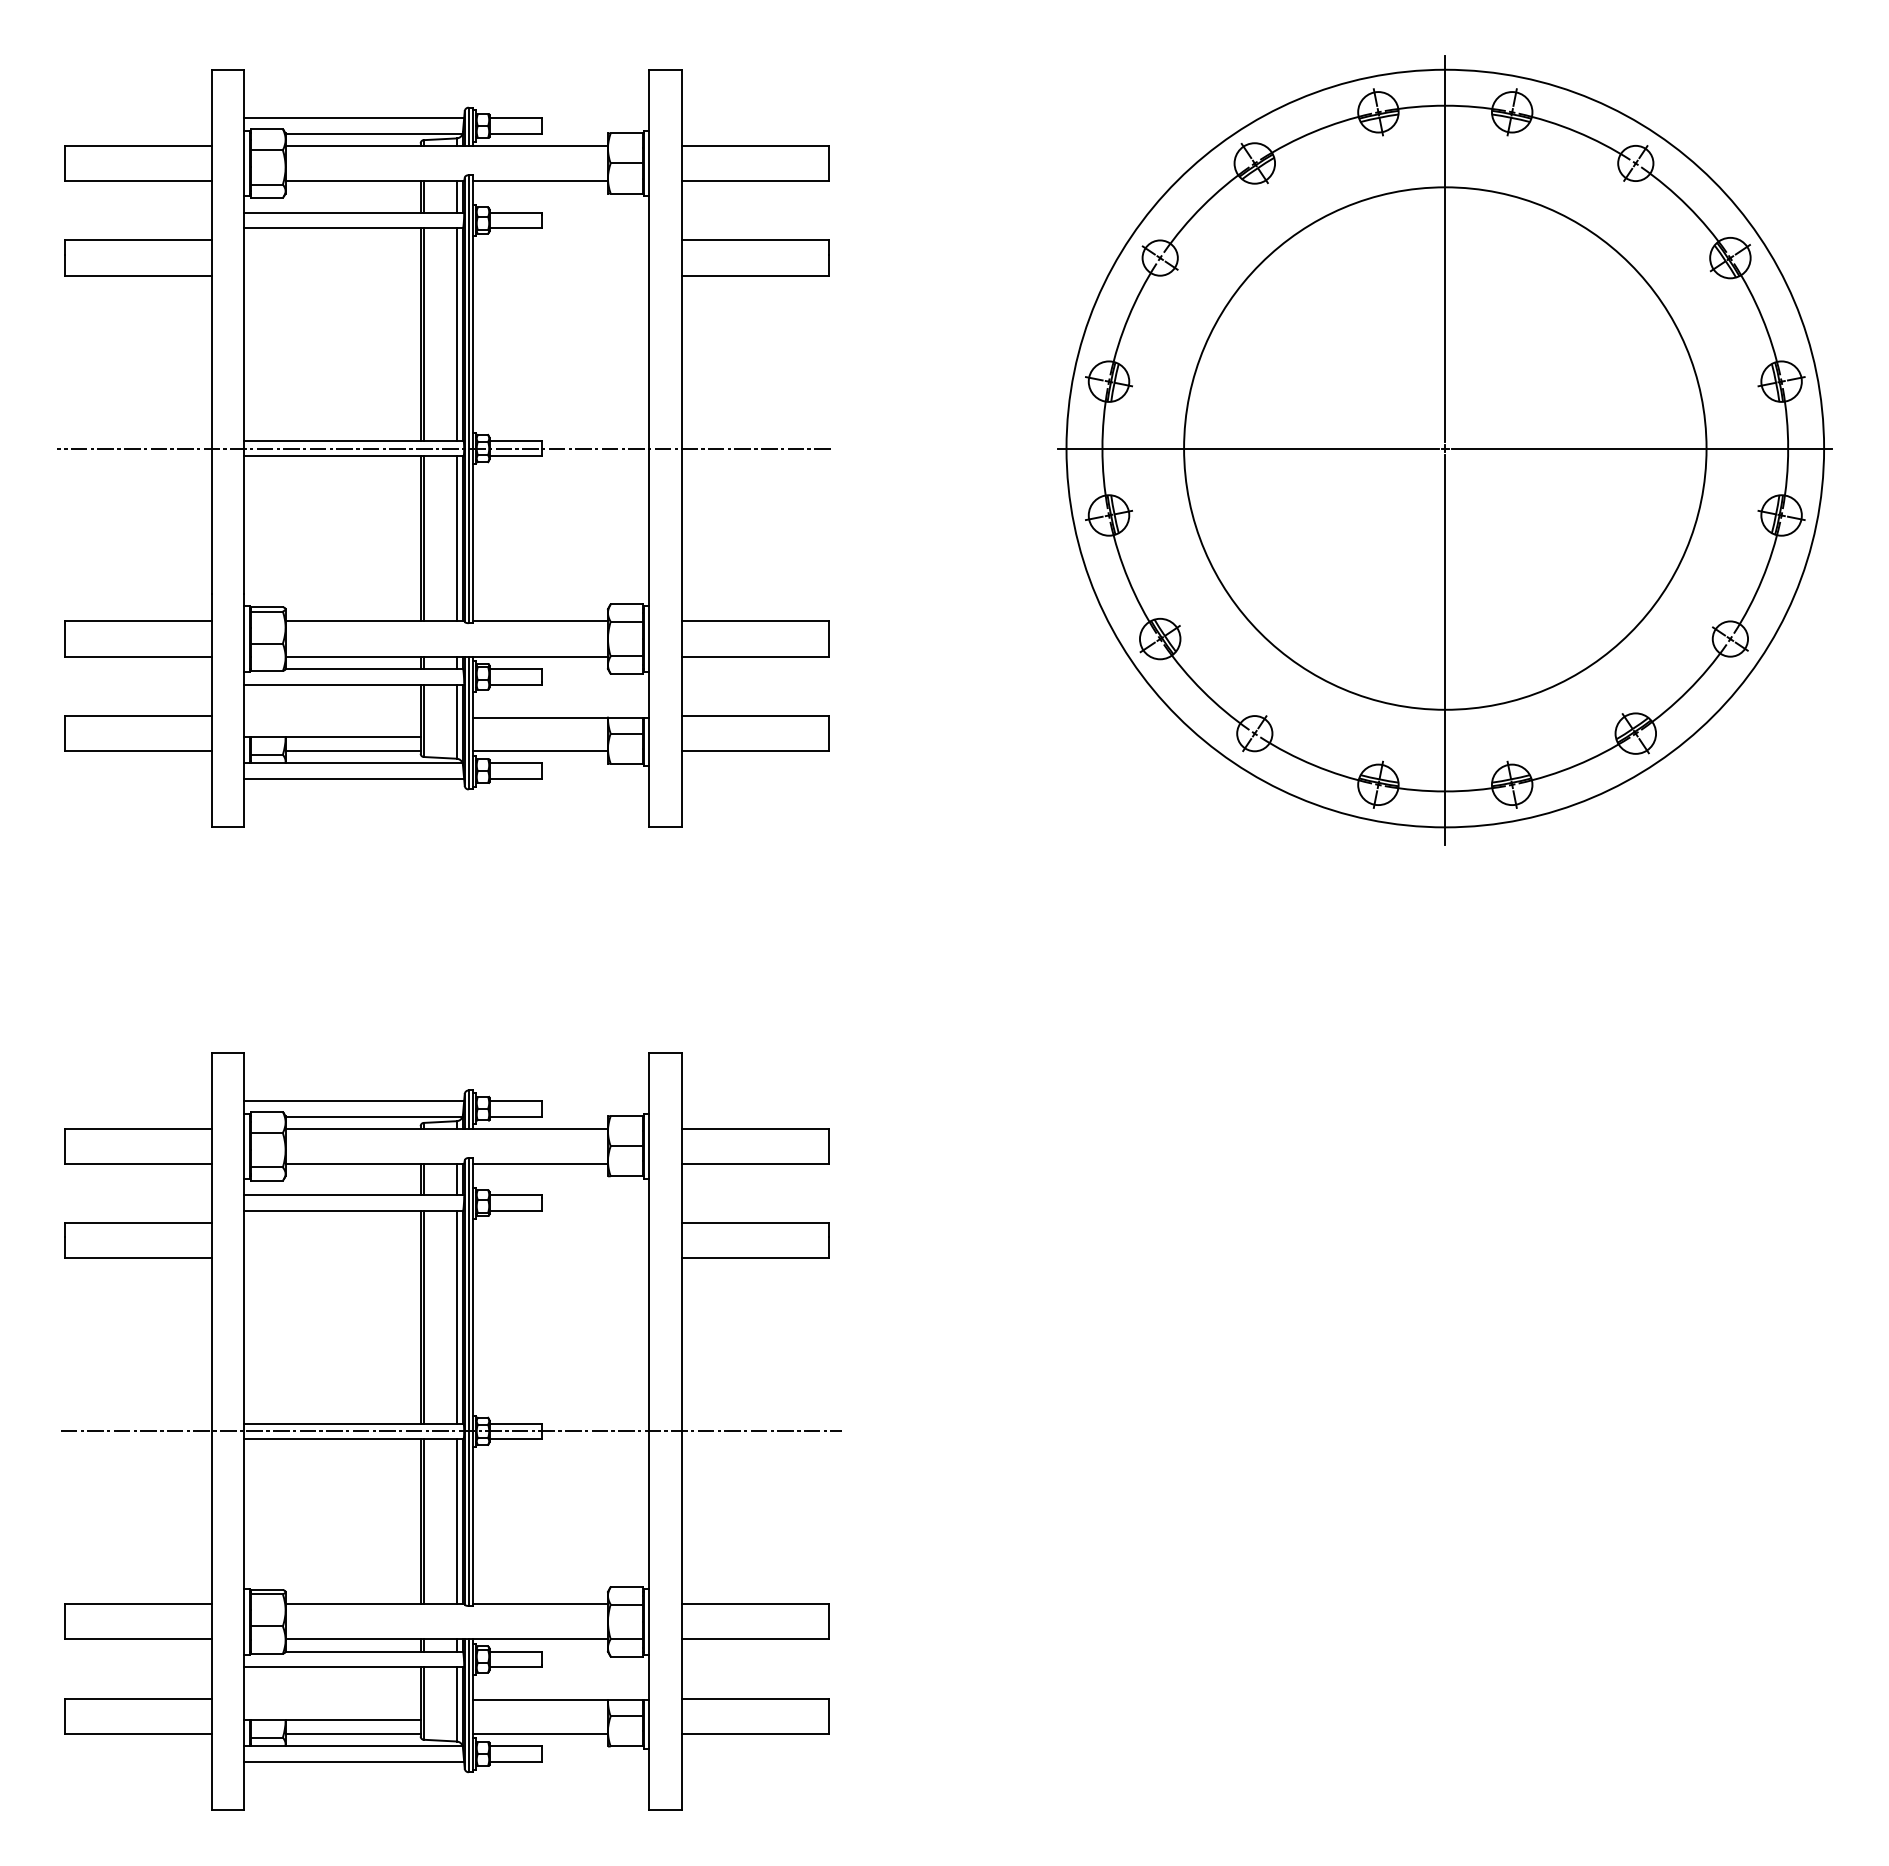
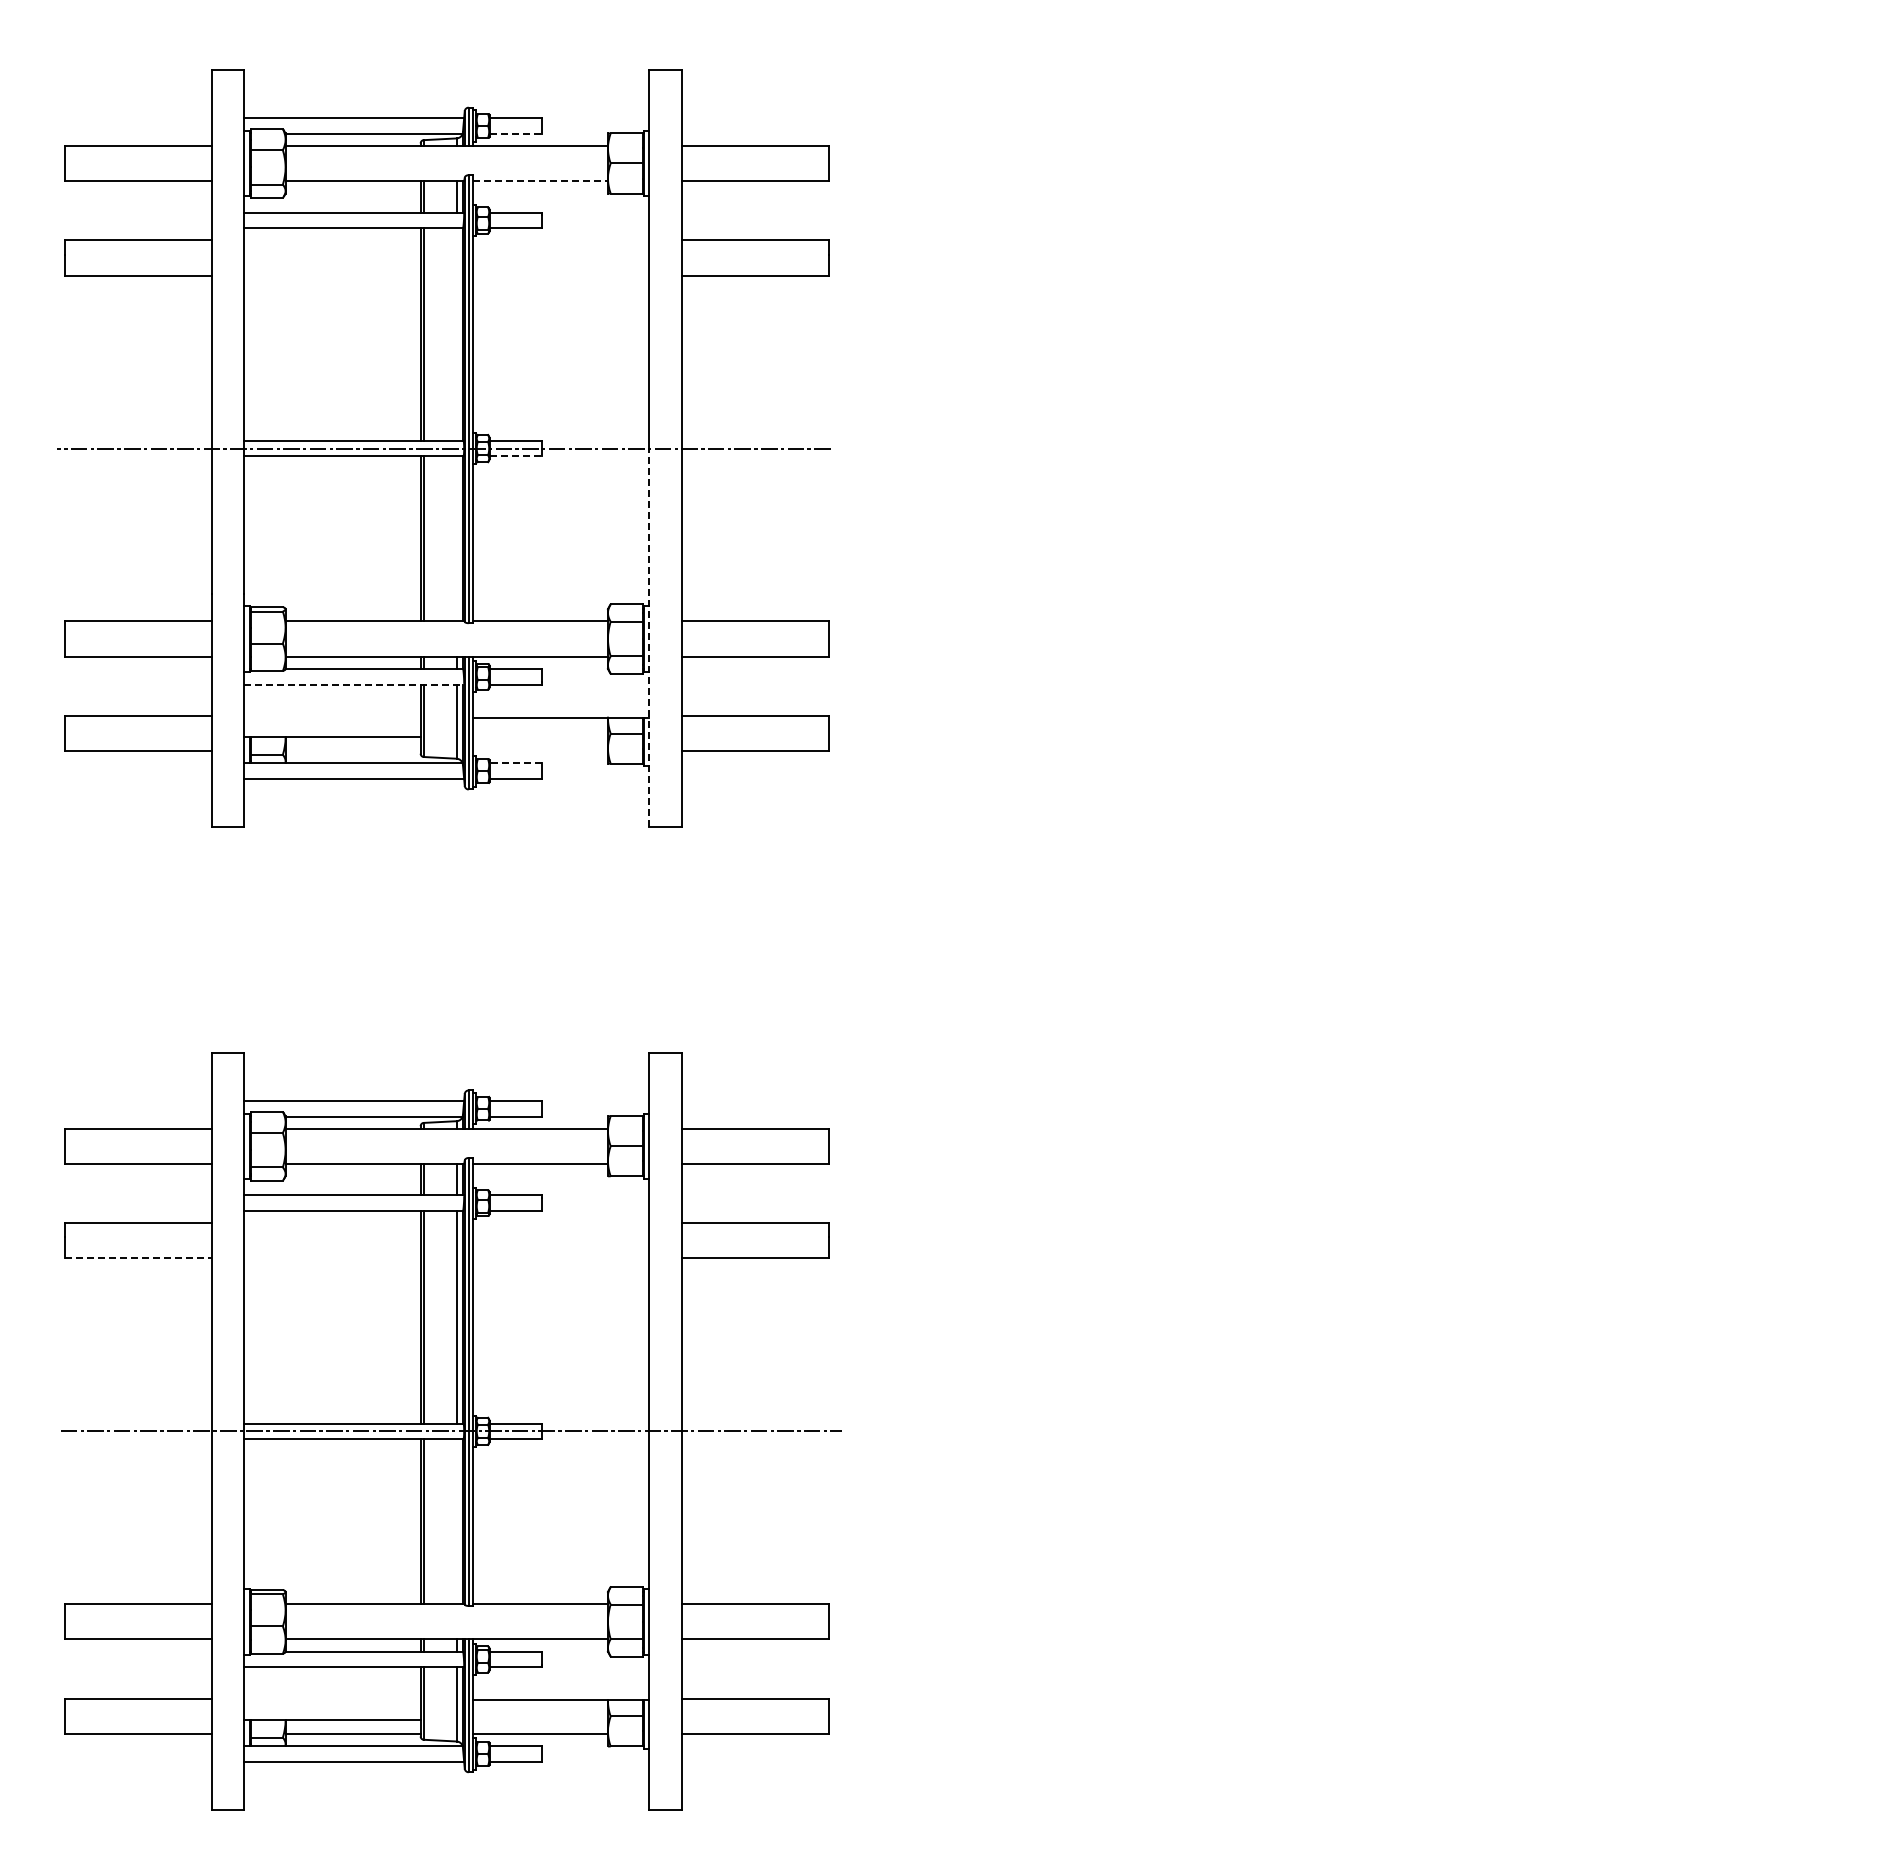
line: solid -> dashed (516, 133)
line: solid -> dashed (540, 181)
line: present -> none (456, 334)
part: present -> none (1444, 450)
line: solid -> dashed (516, 456)
line: present -> none (456, 538)
line: solid -> dashed (649, 637)
line: solid -> dashed (354, 684)
line: present -> none (352, 751)
line: present -> none (539, 751)
line: solid -> dashed (515, 763)
line: solid -> dashed (138, 1258)
line: present -> none (456, 1521)
